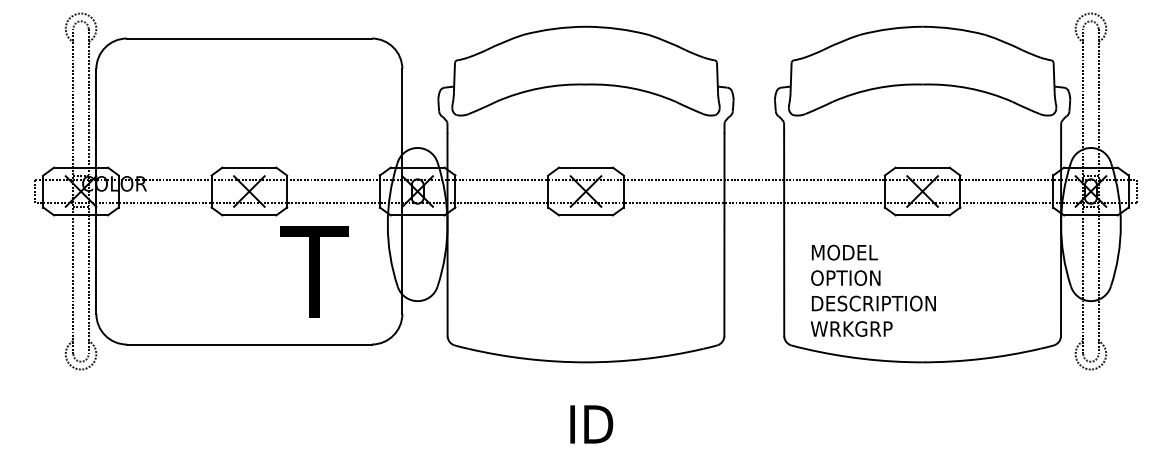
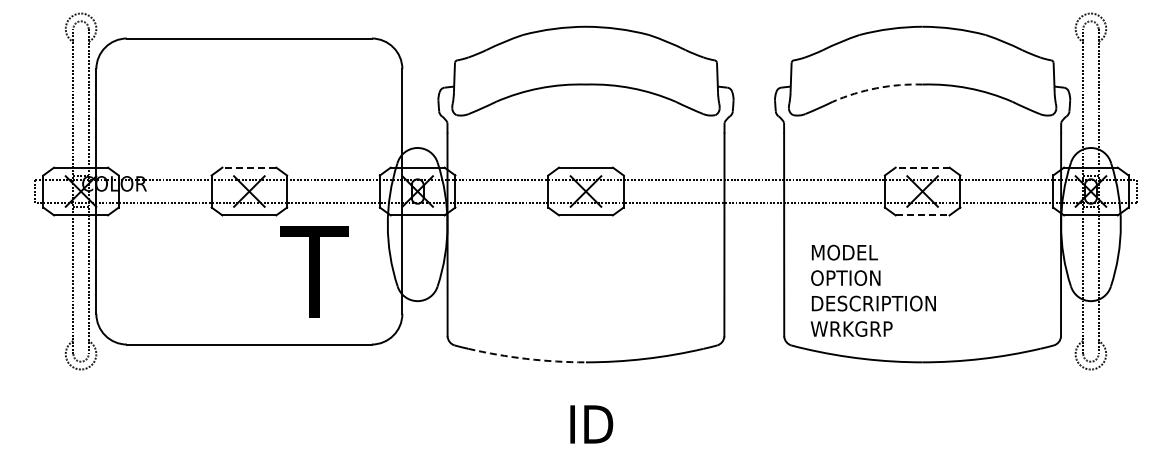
arc: solid -> dashed (876, 88)
line: solid -> dashed (249, 167)
line: solid -> dashed (922, 167)
line: solid -> dashed (922, 215)
arc: solid -> dashed (526, 358)
